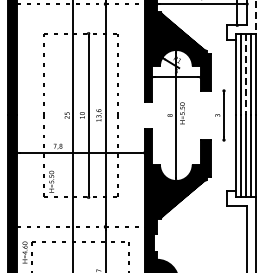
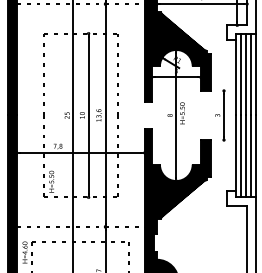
line: dashed -> solid (255, 17)
line: dashed -> solid (246, 74)
